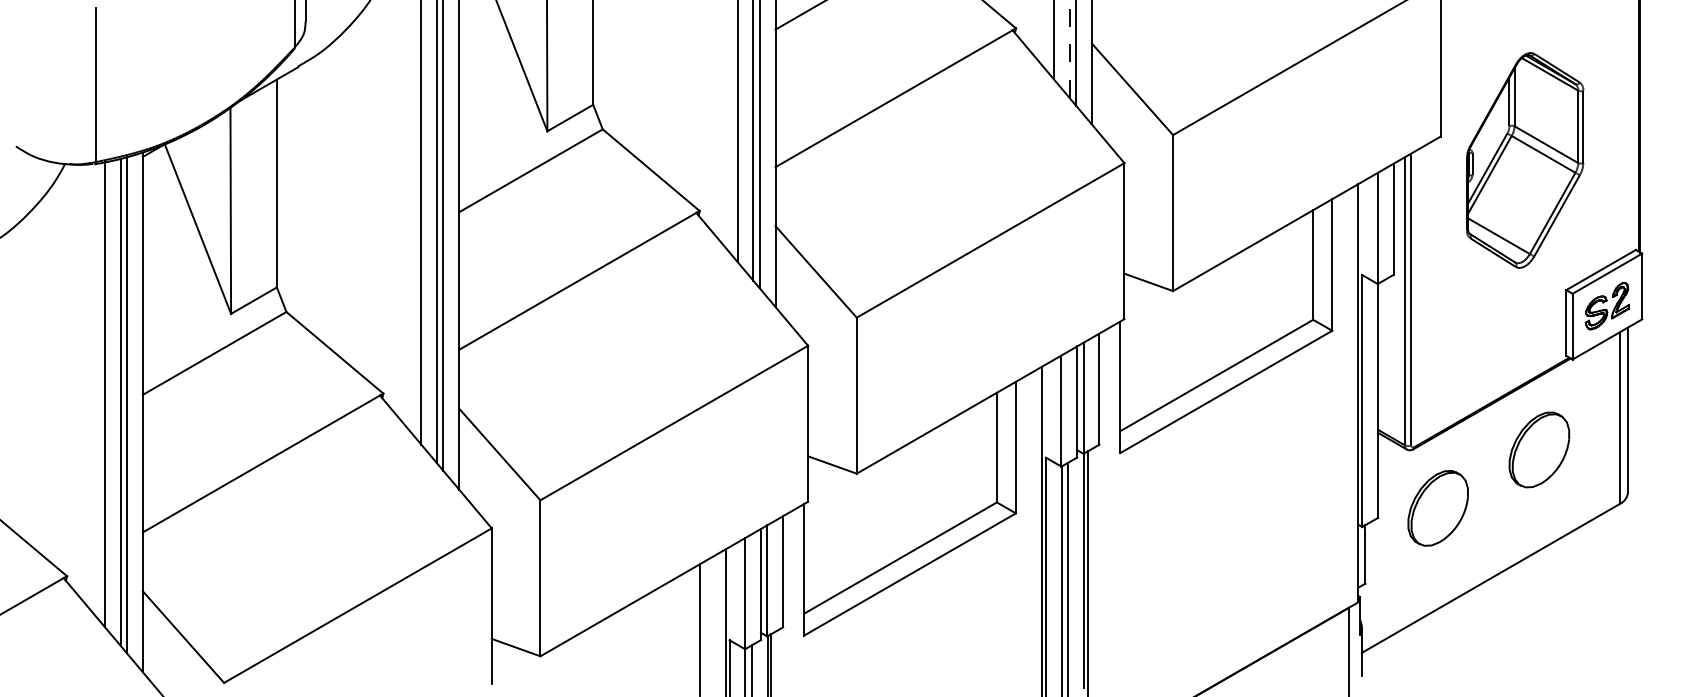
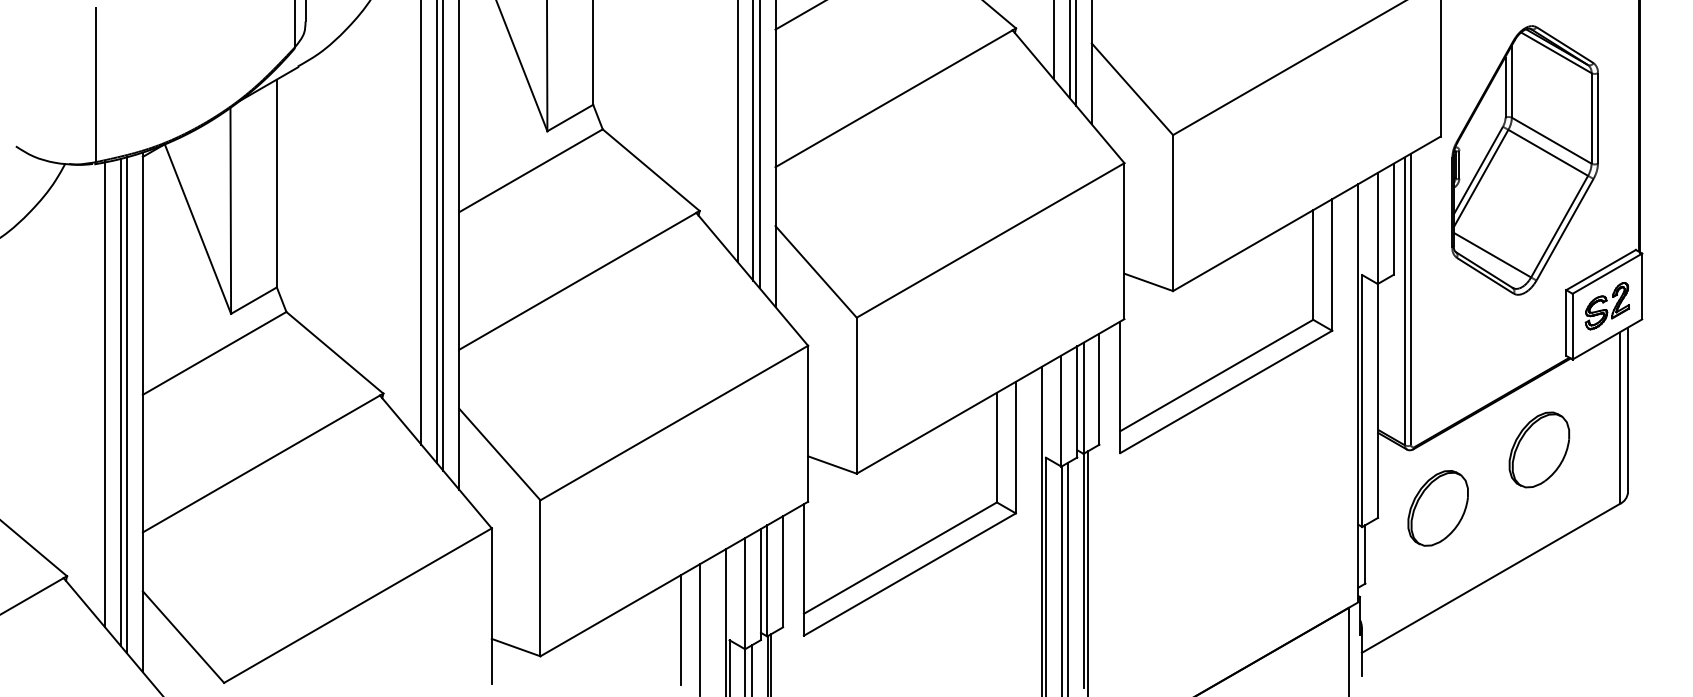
line: dashed -> solid (1069, 49)
part size: 119x217 px -> 148x271 px (1524, 160)
line: none -> present (680, 630)
